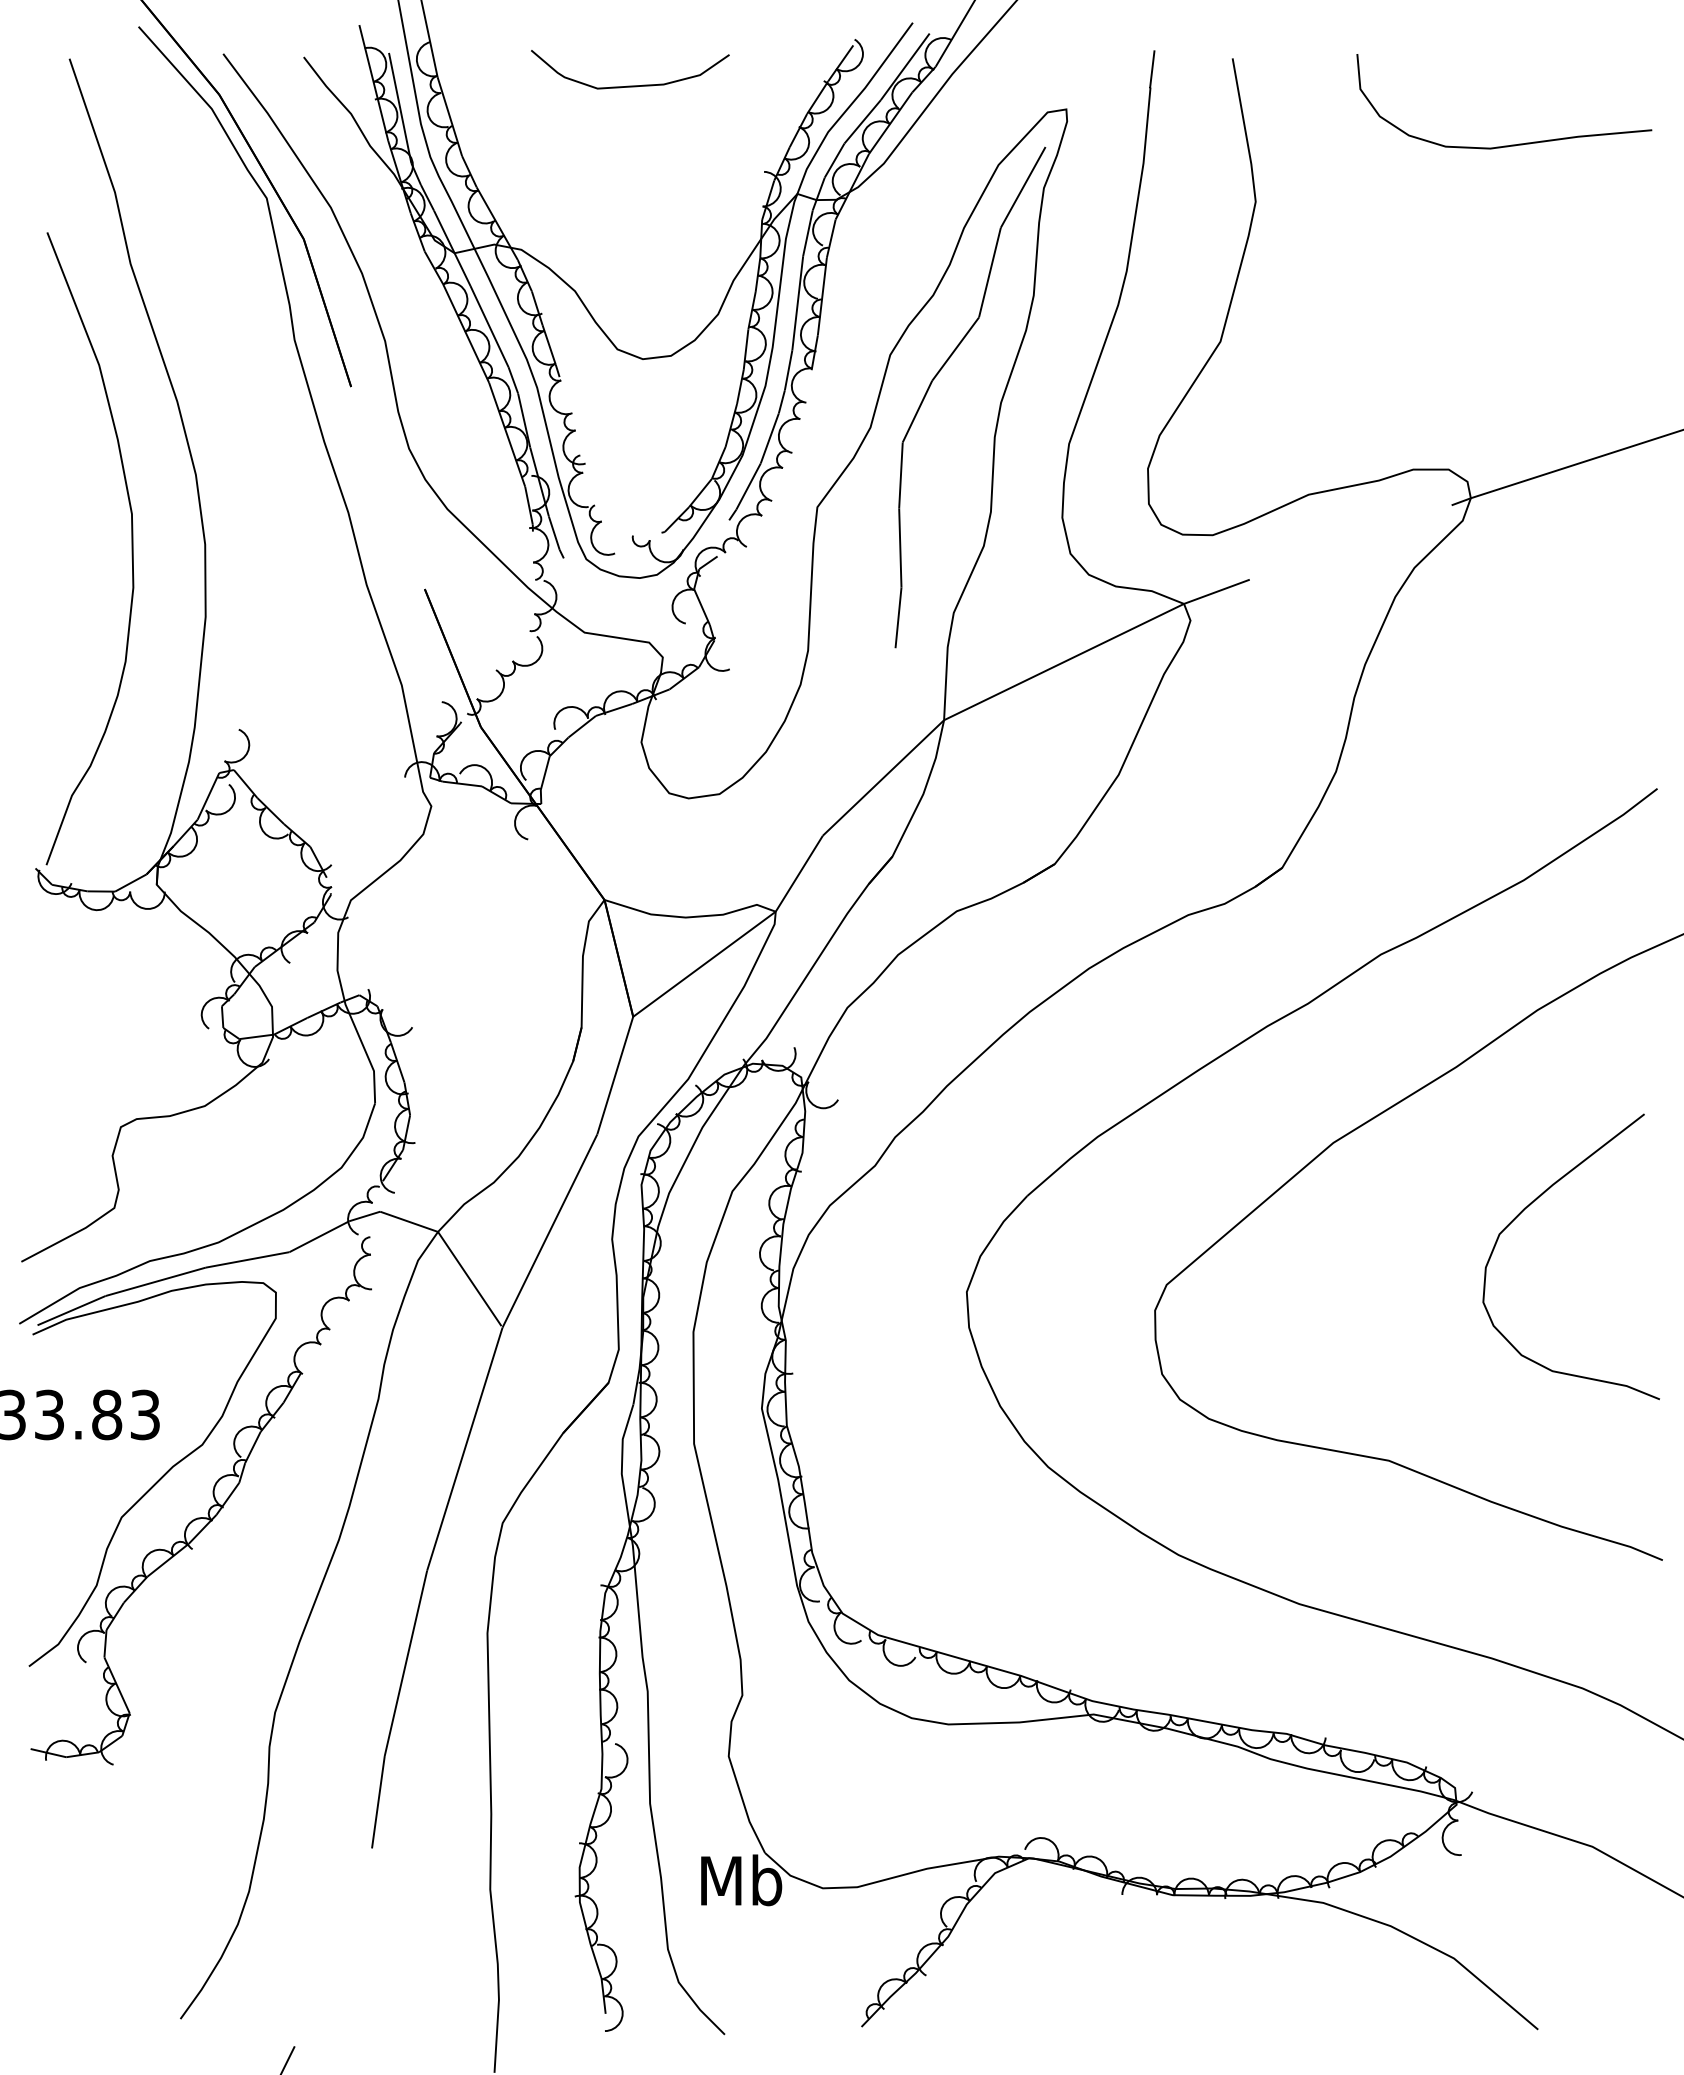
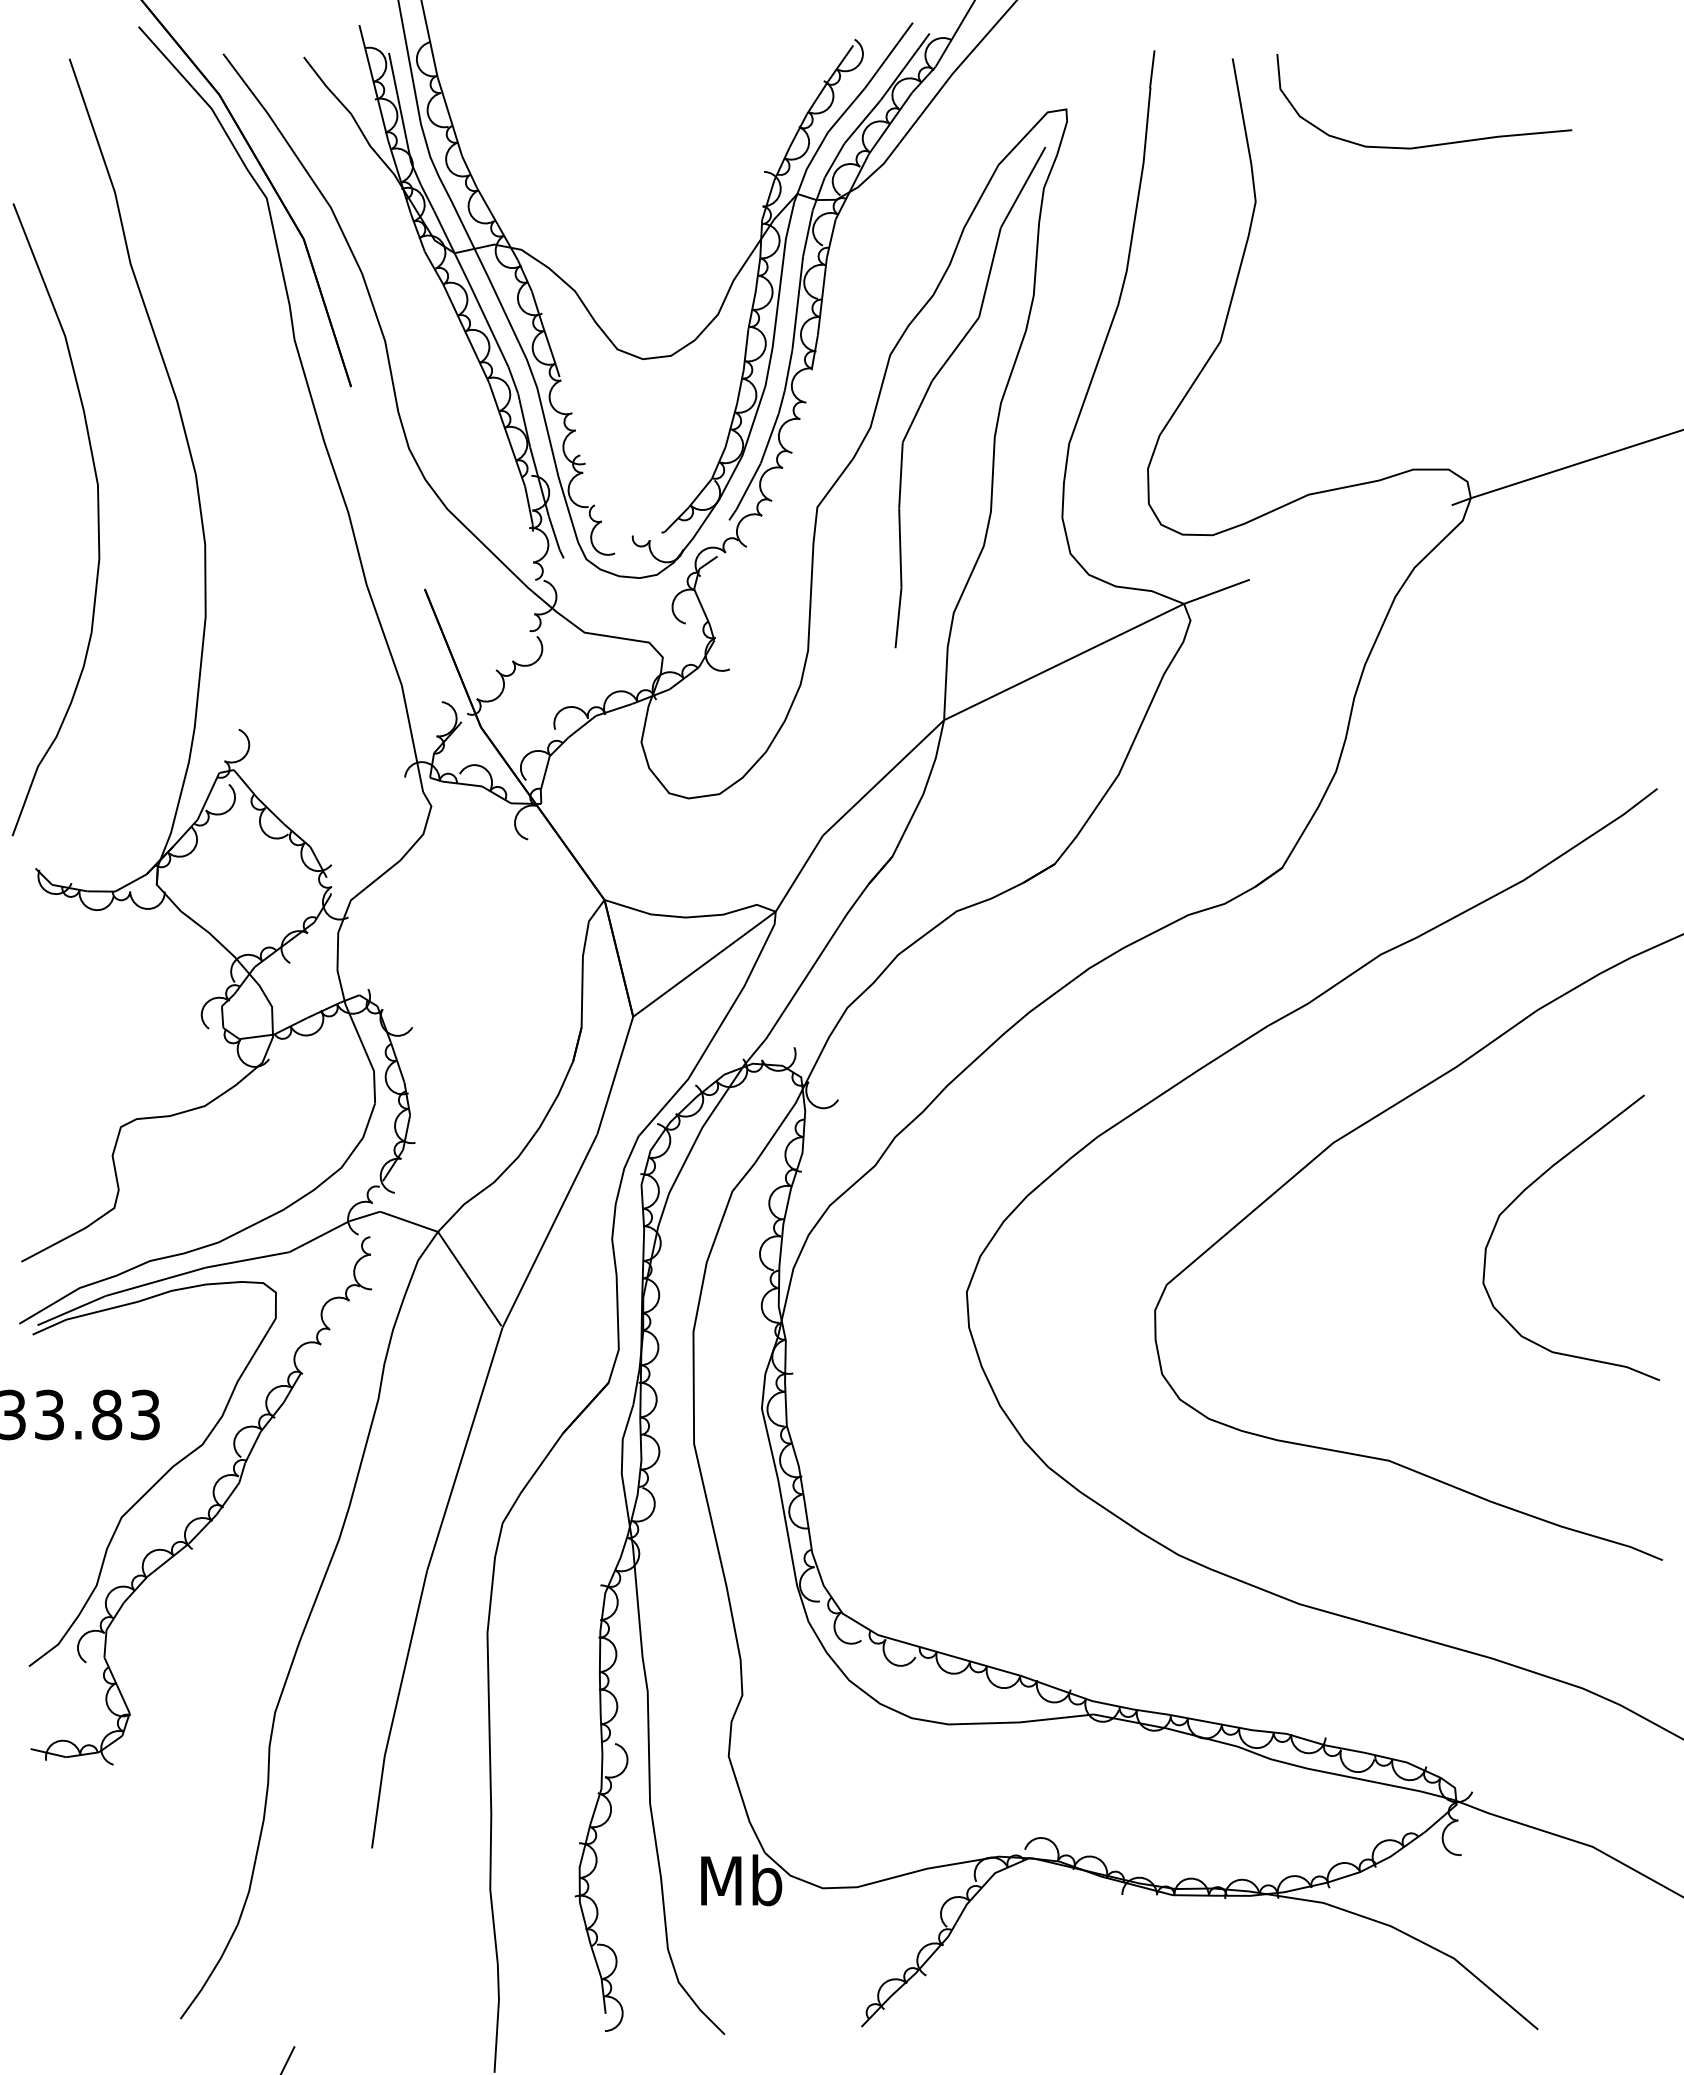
curve: present -> none (630, 85)
curve position: (1511, 144) -> (1431, 144) (1431, 144)
curve position: (131, 548) -> (97, 519) (97, 519)
curve position: (1529, 1206) -> (1529, 1187) (1529, 1187)
